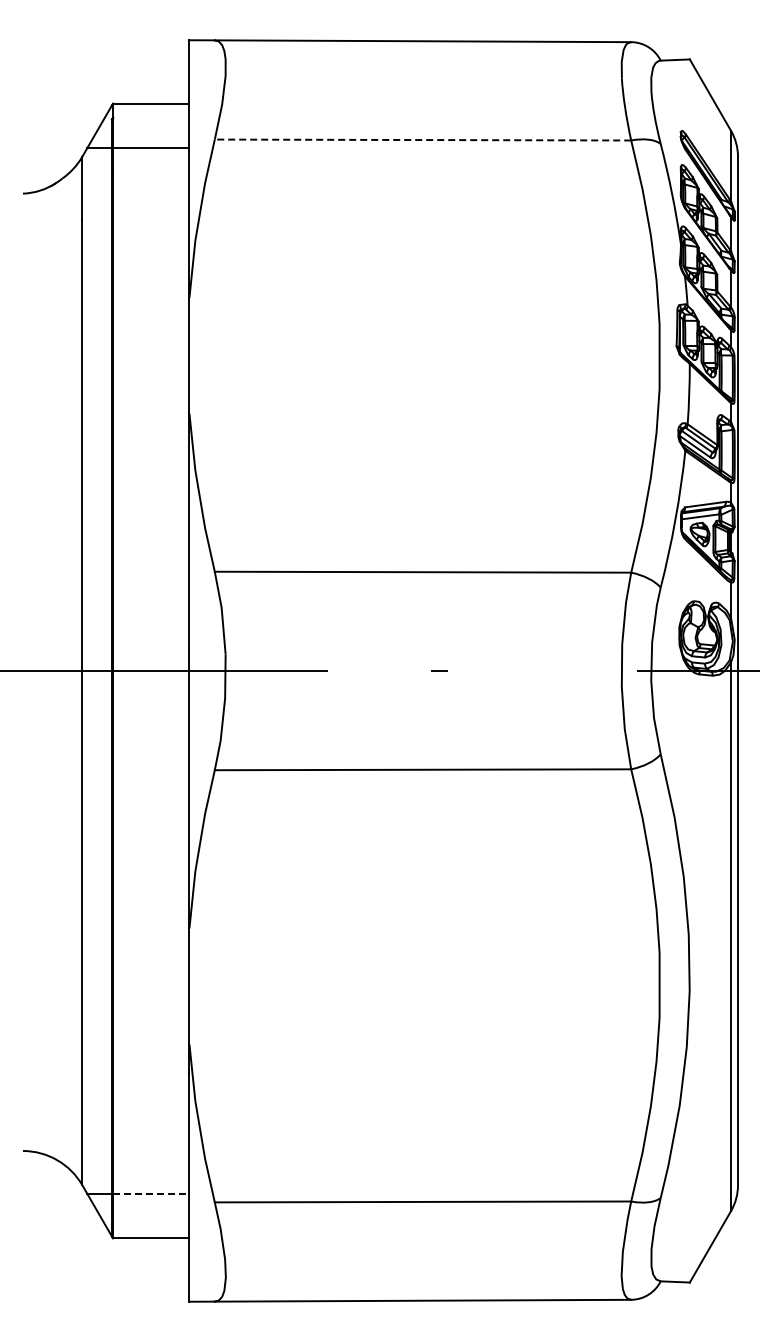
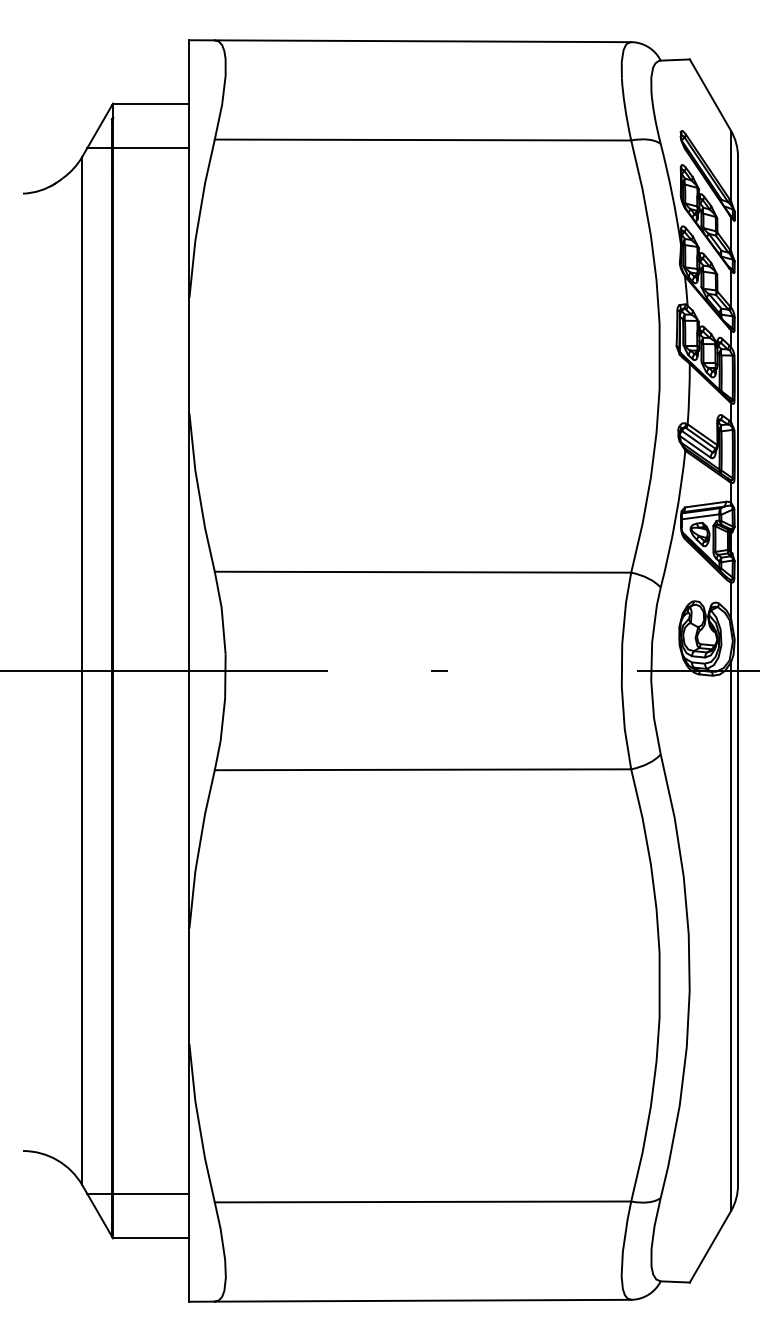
line: dashed -> solid (422, 140)
line: dashed -> solid (151, 1193)
